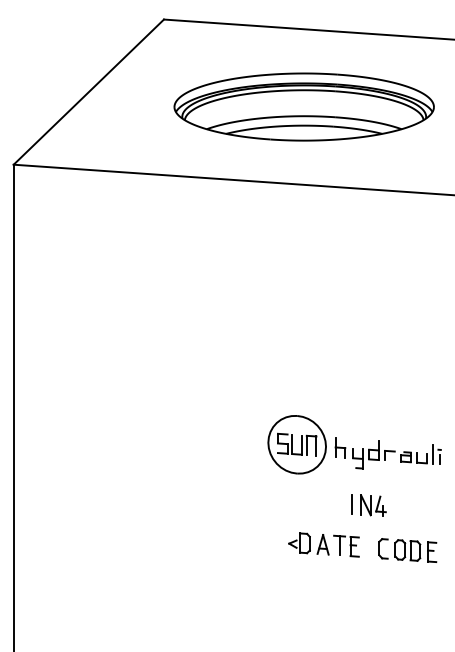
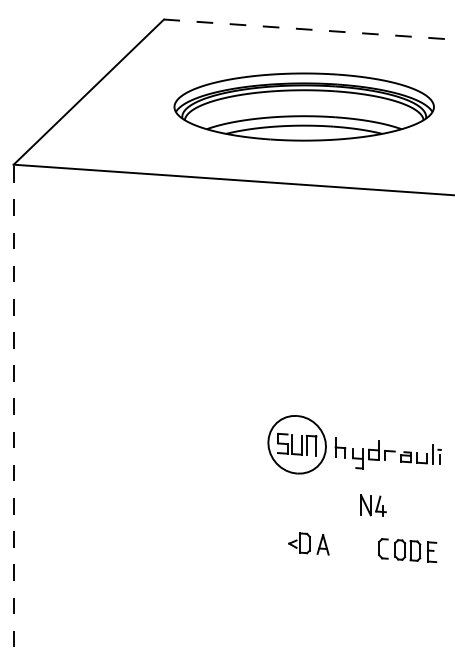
line: solid -> dashed (308, 29)
line: solid -> dashed (13, 407)
line: present -> none (351, 504)
part: present -> none (346, 545)
